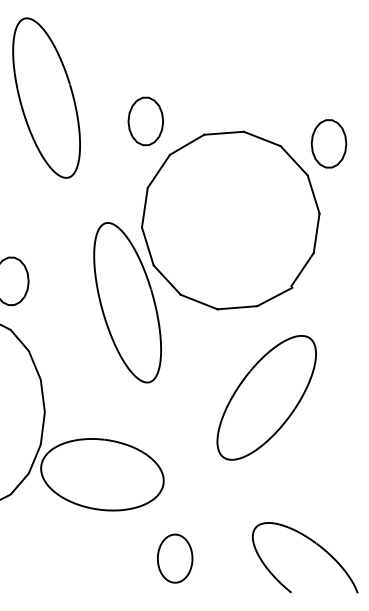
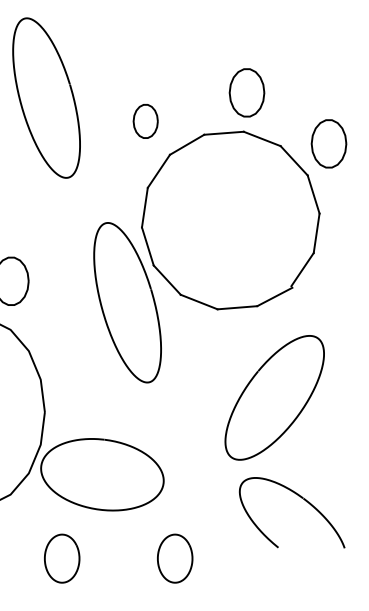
part: none -> present (246, 92)
part size: 37x51 px -> 27x35 px (145, 121)
curve position: (242, 383) -> (250, 383) (250, 383)
part position: (314, 543) -> (301, 498) (301, 498)
curve: none -> present (78, 558)
